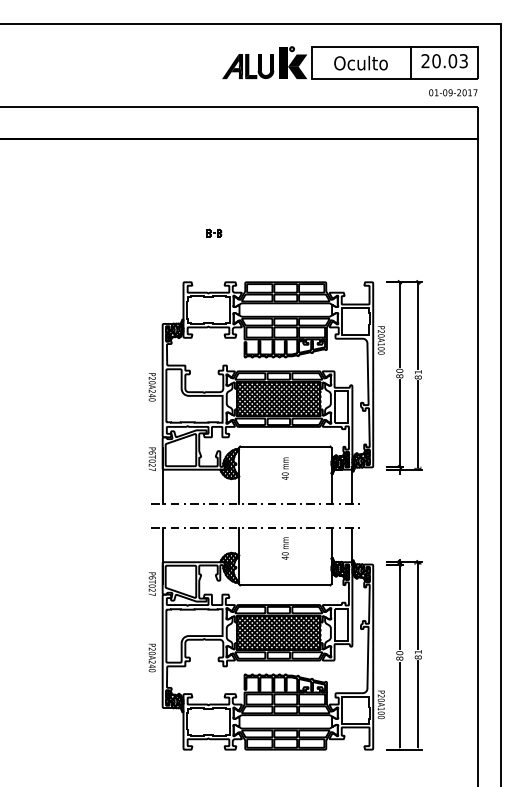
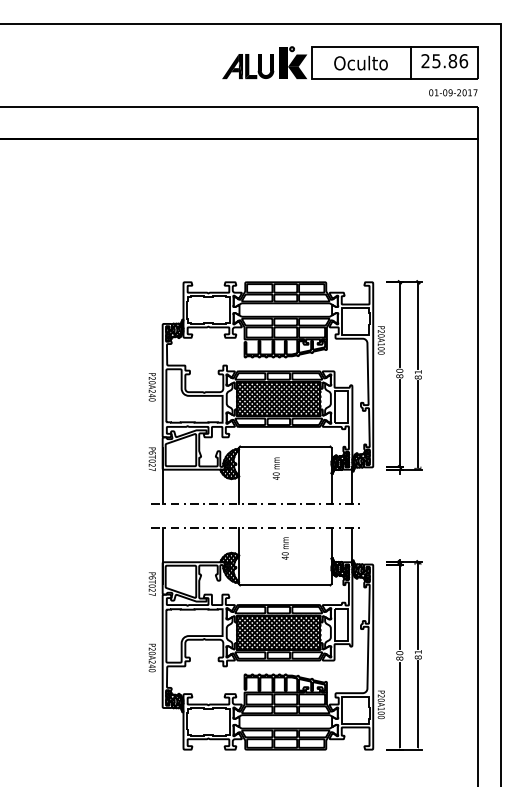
text: 20.03 -> 25.86 (450, 61)
part: present -> none (214, 232)
text position: (284, 468) -> (275, 468) (275, 468)
